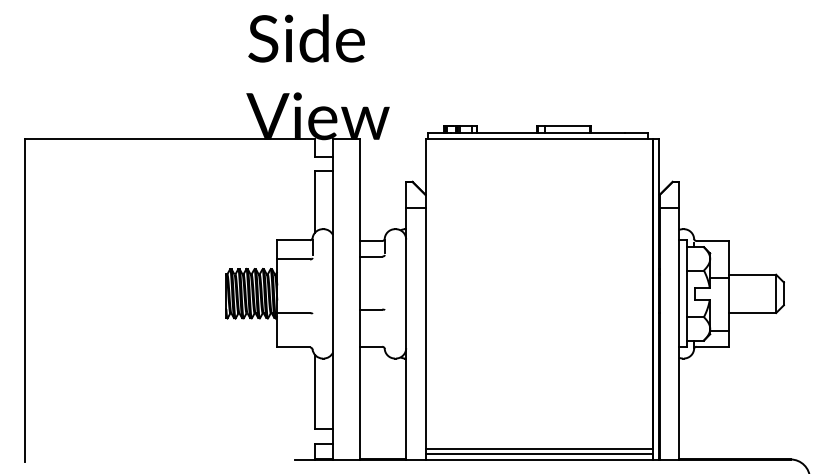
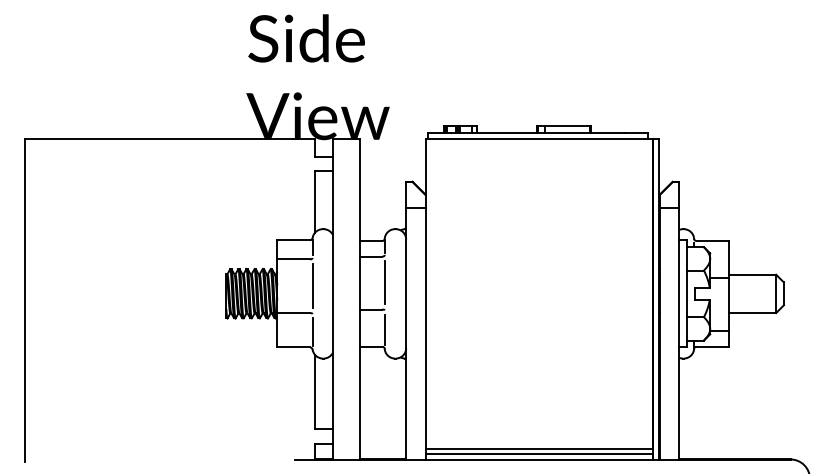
line: none -> present (384, 282)
line: none -> present (312, 285)
line: none -> present (384, 329)
line: none -> present (312, 332)
